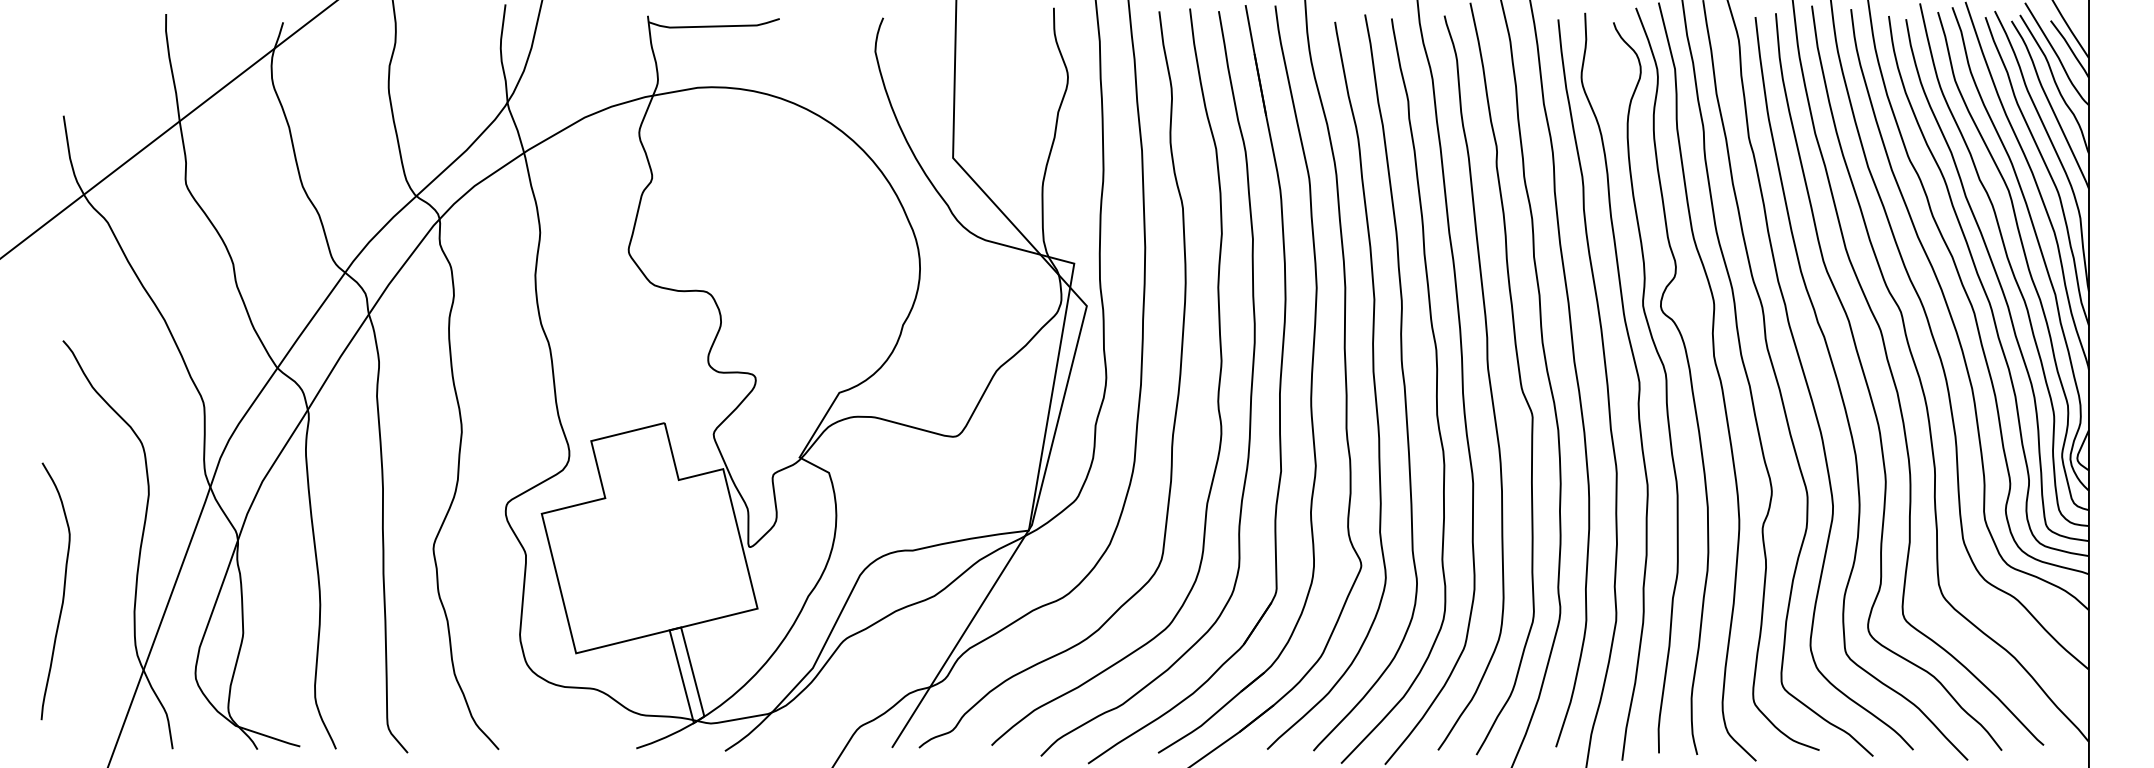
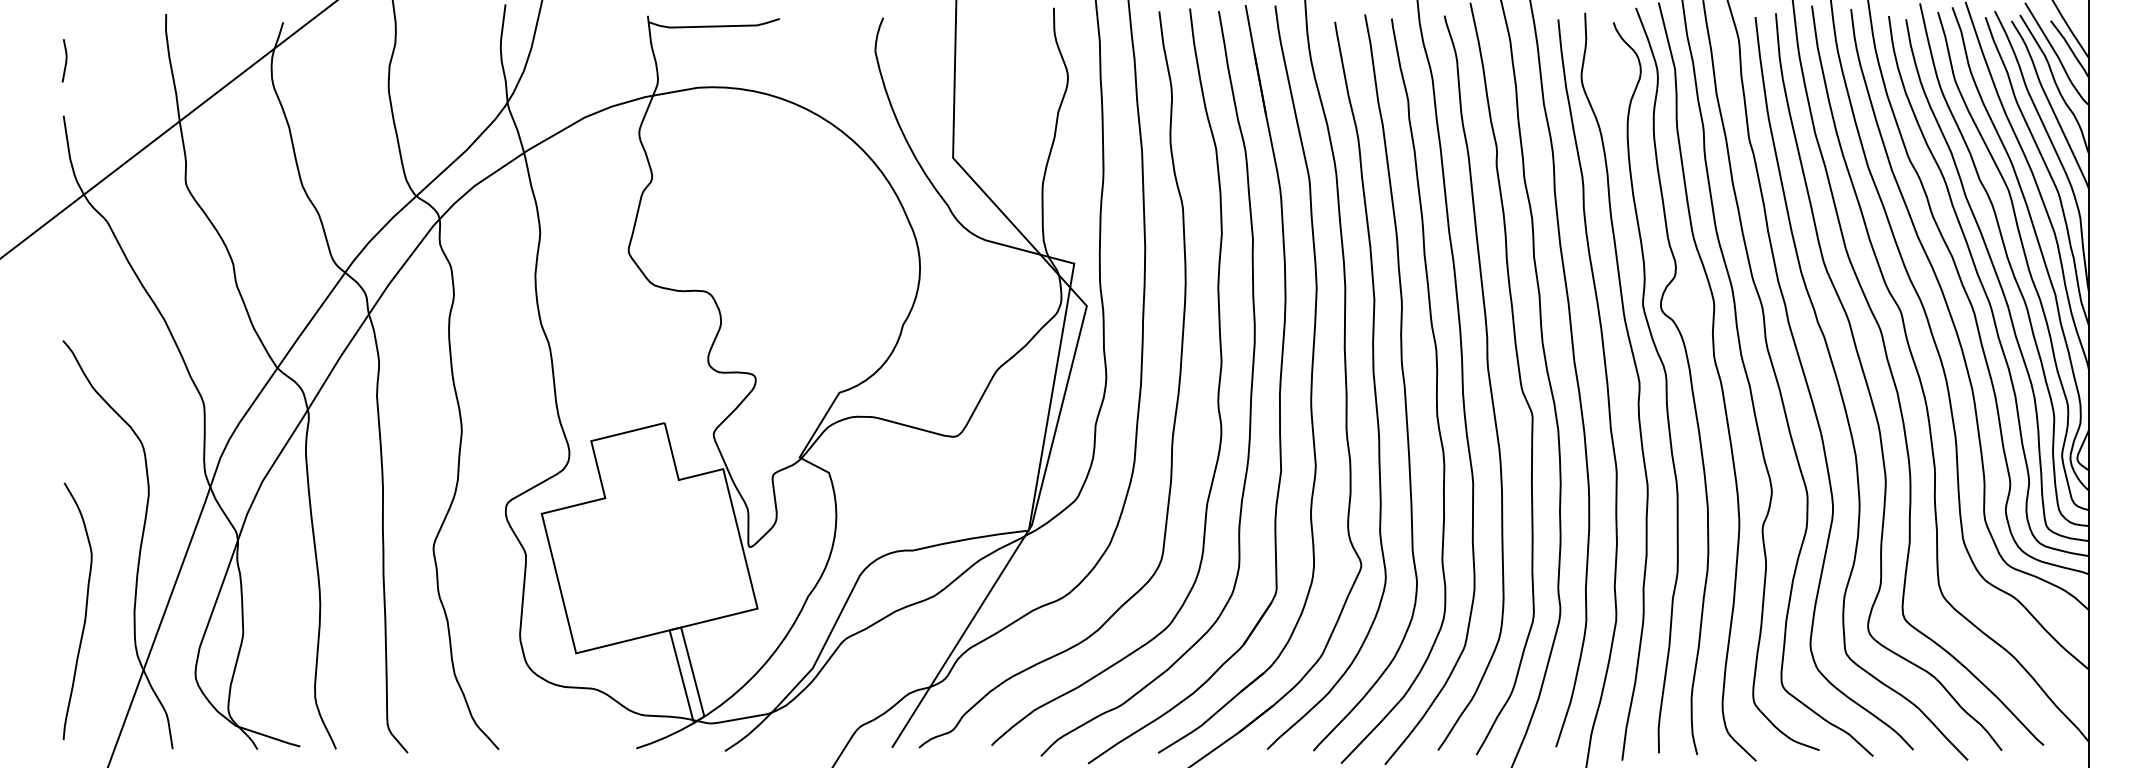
line: none -> present (65, 60)
curve position: (63, 591) -> (85, 611) (85, 611)
